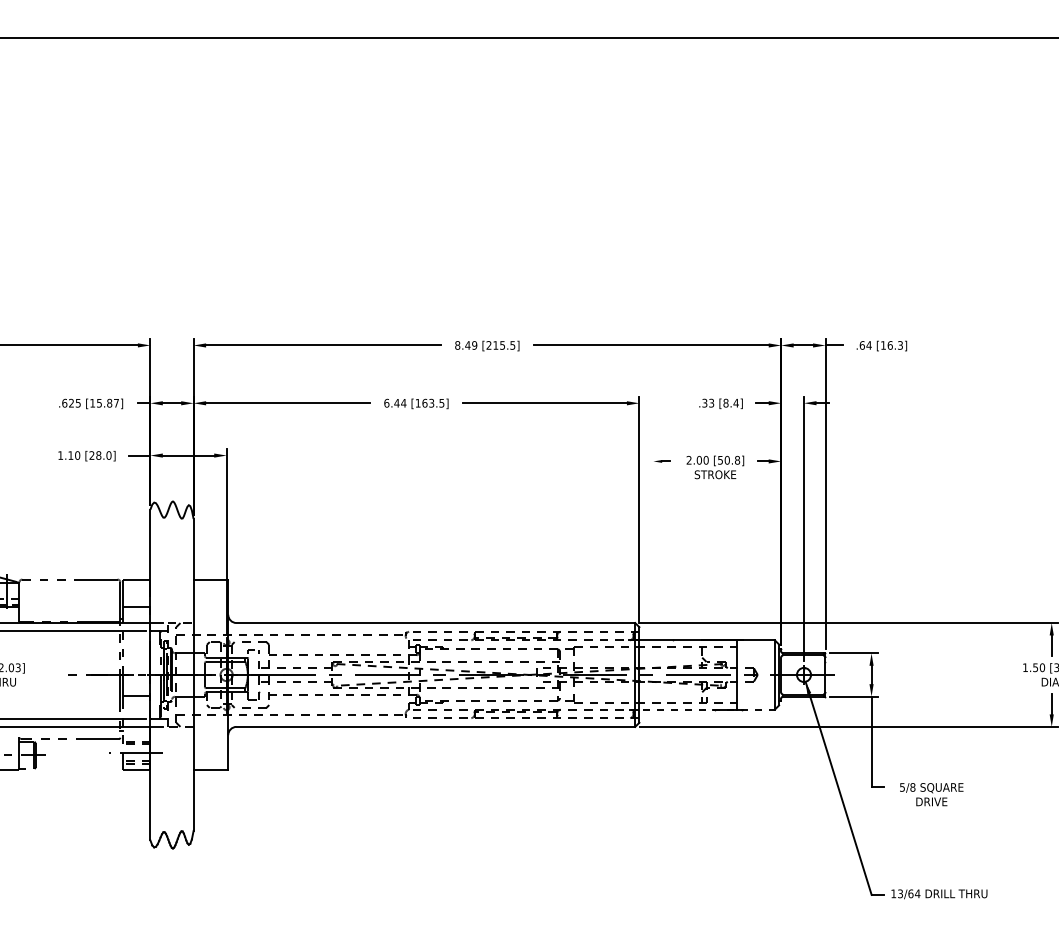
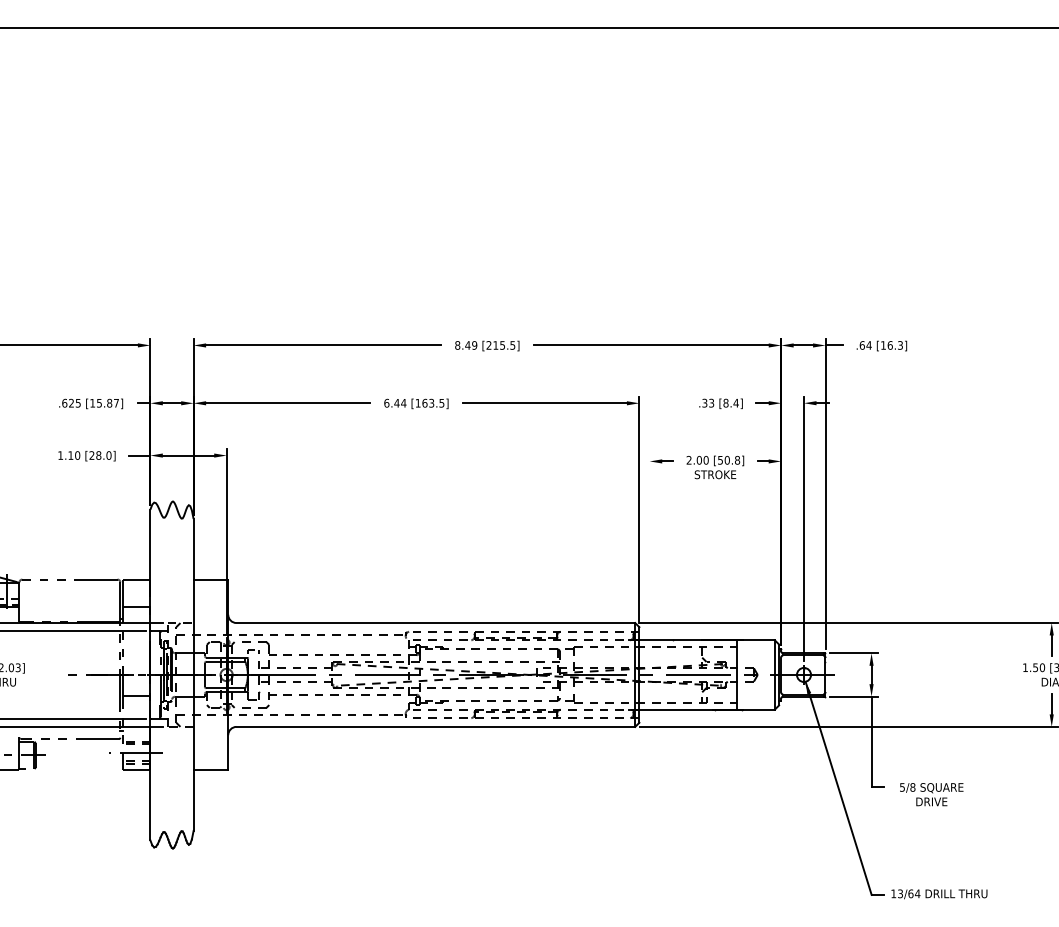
line position: (528, 37) -> (528, 27) (528, 27)
part size: 17x3 px -> 24x5 px (661, 461)
line: dashed -> solid (702, 709)
